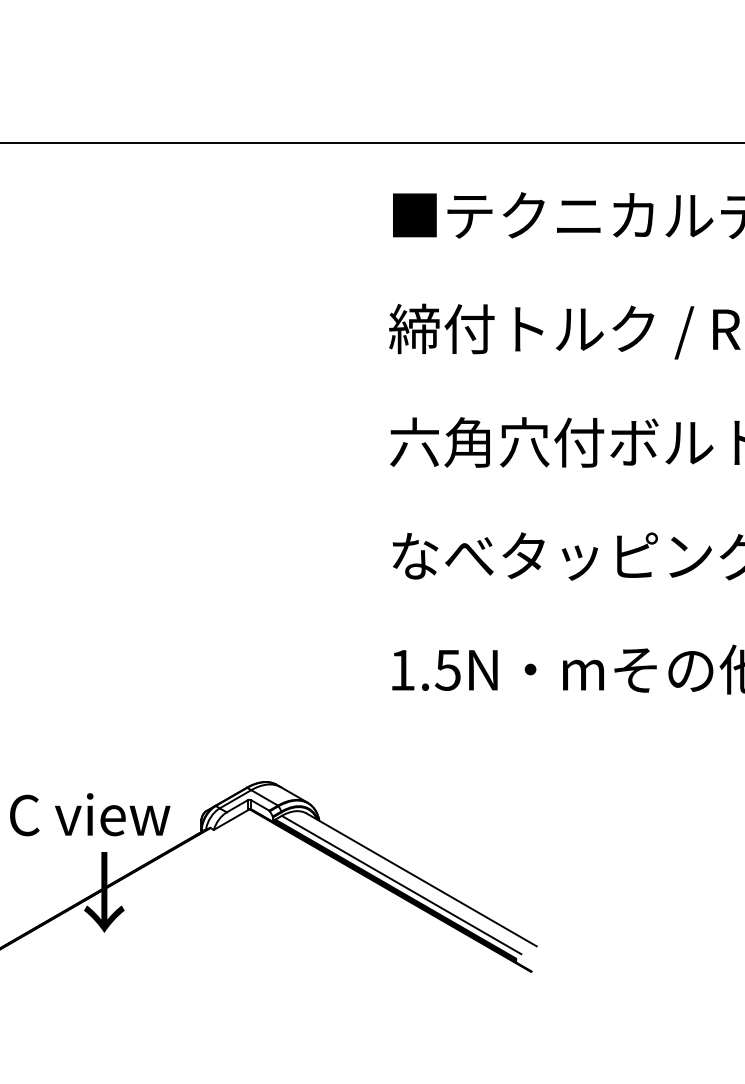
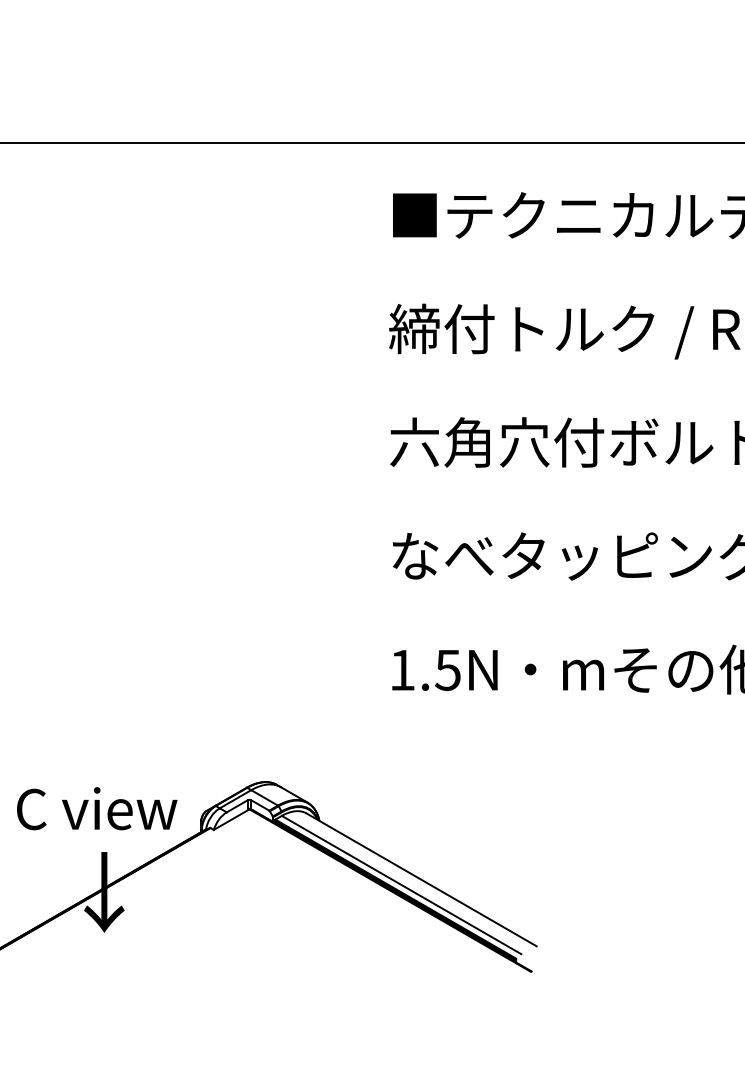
text position: (90, 814) -> (97, 808) (97, 808)
